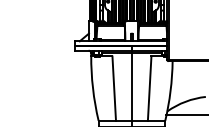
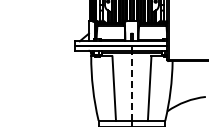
line: solid -> dashed (131, 87)
line: present -> none (185, 115)
